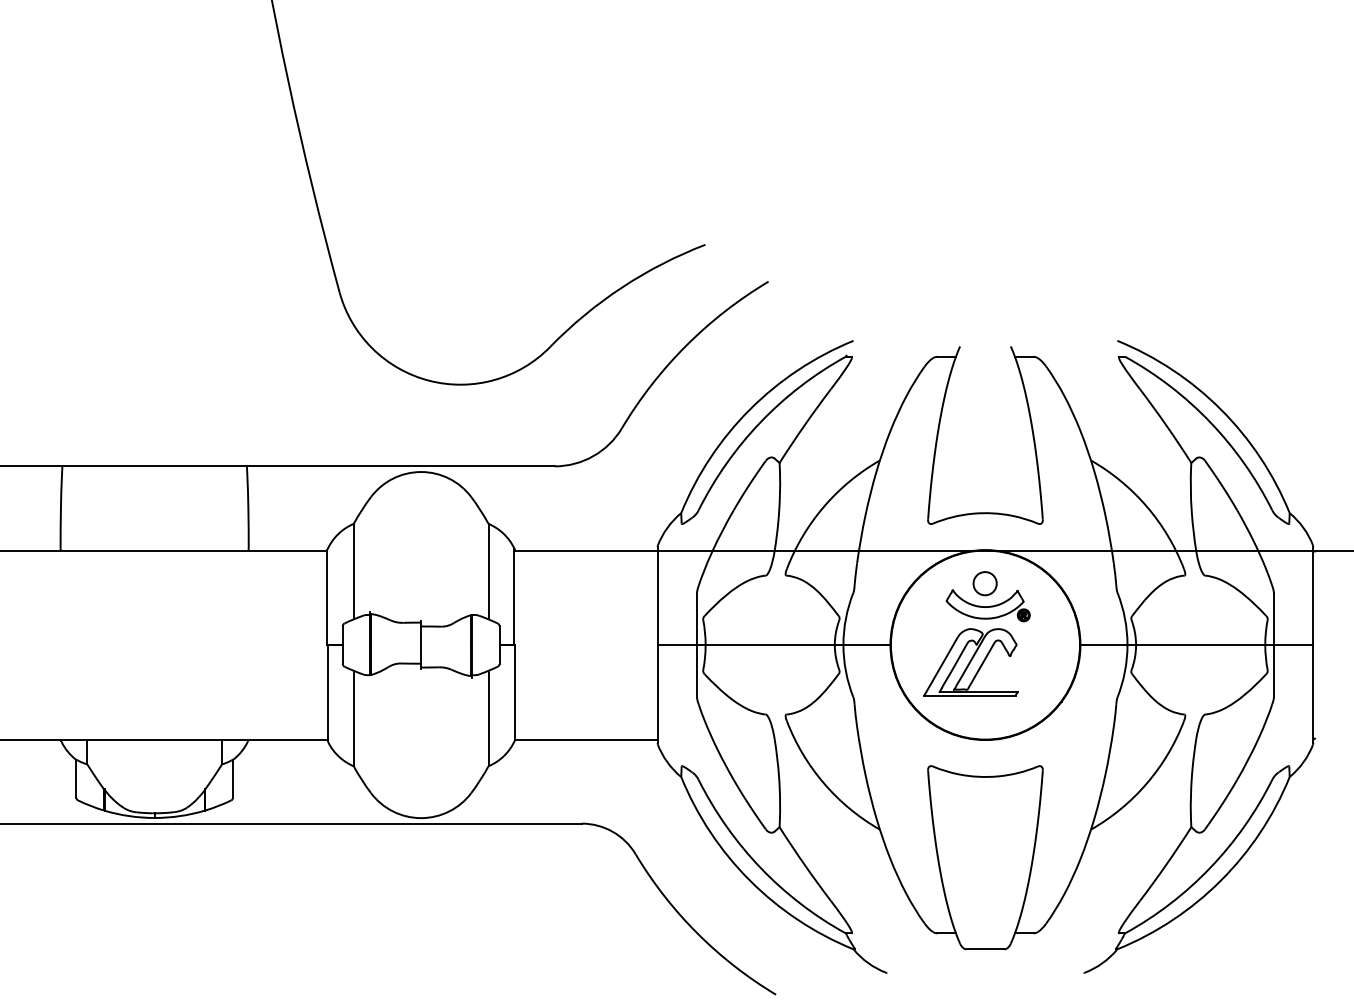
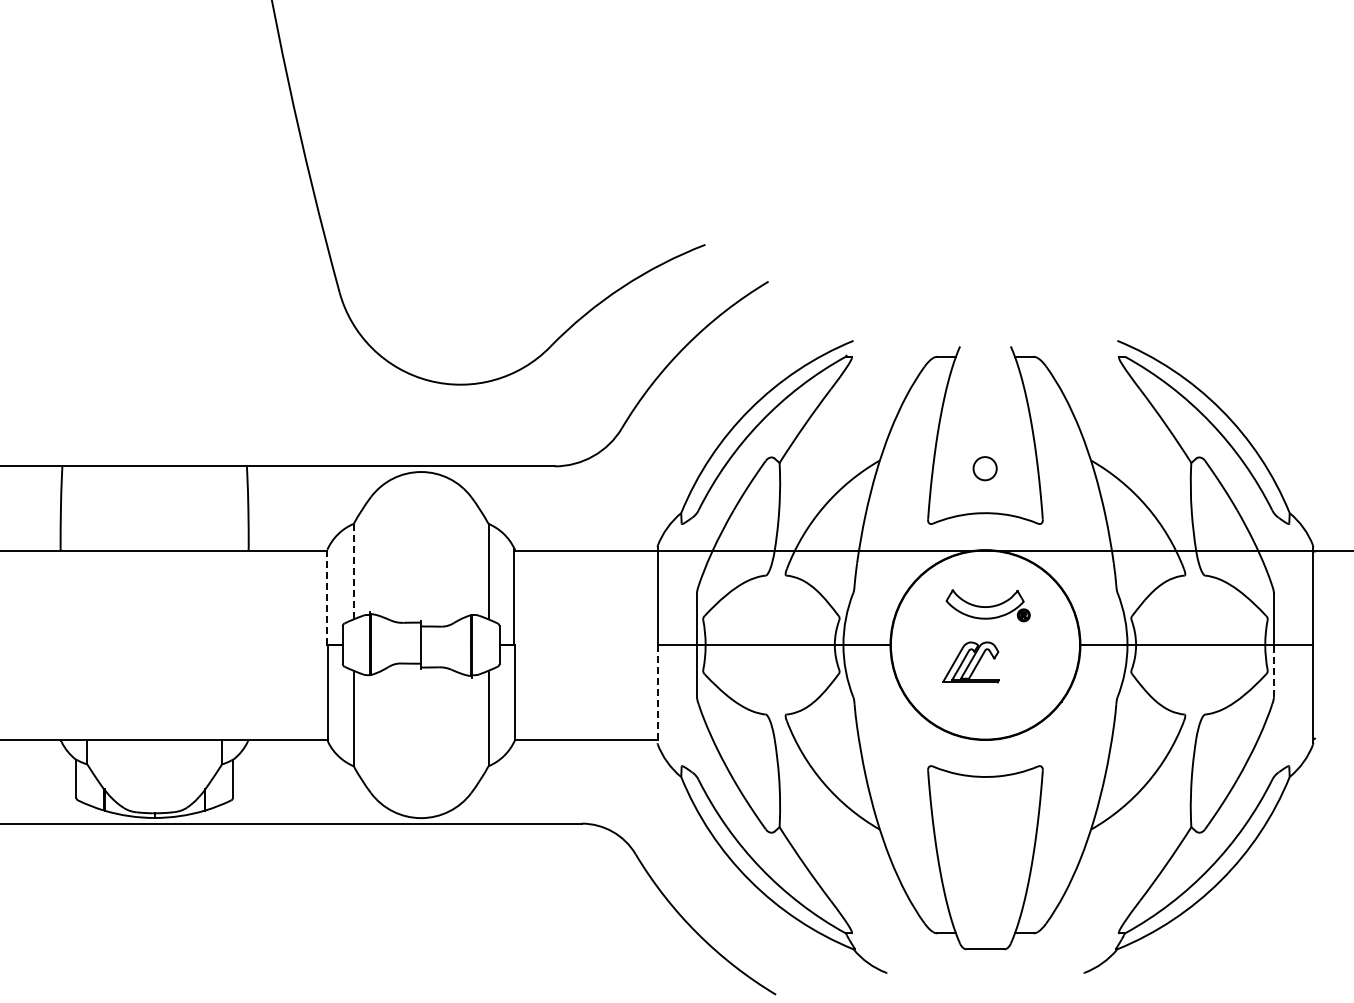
line: solid -> dashed (353, 571)
part position: (984, 583) -> (984, 468) (984, 468)
line: solid -> dashed (327, 597)
part size: 96x69 px -> 58x43 px (970, 662)
line: solid -> dashed (1273, 670)
line: solid -> dashed (657, 694)
